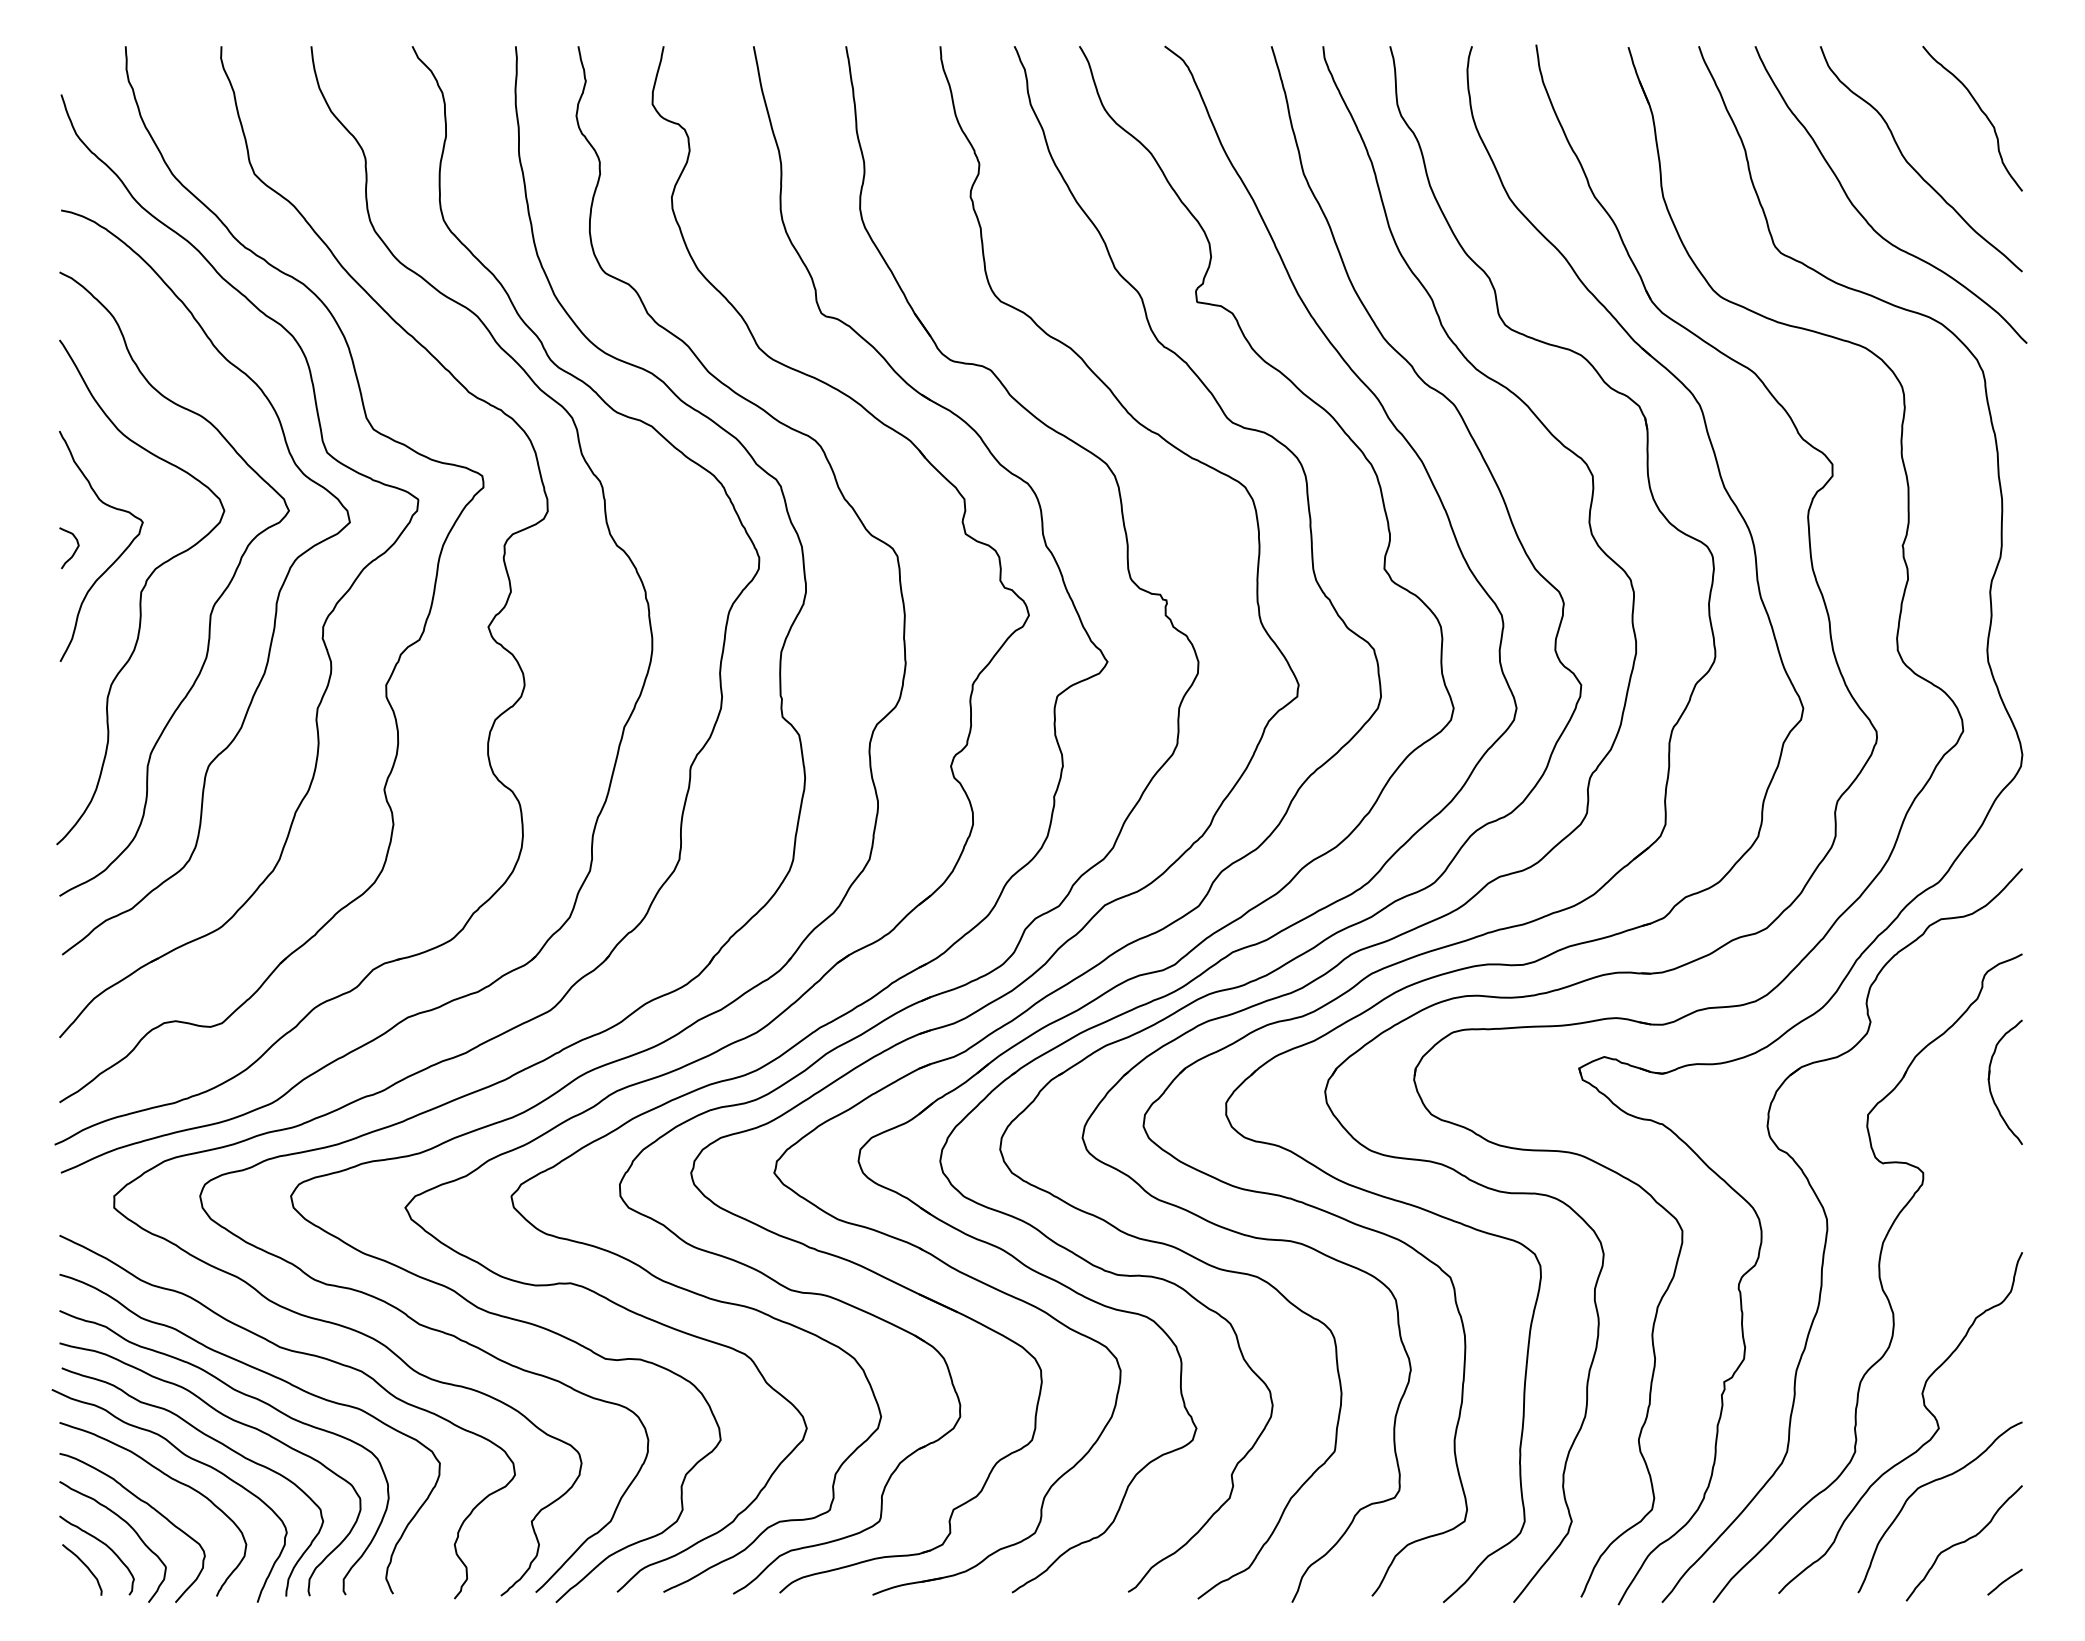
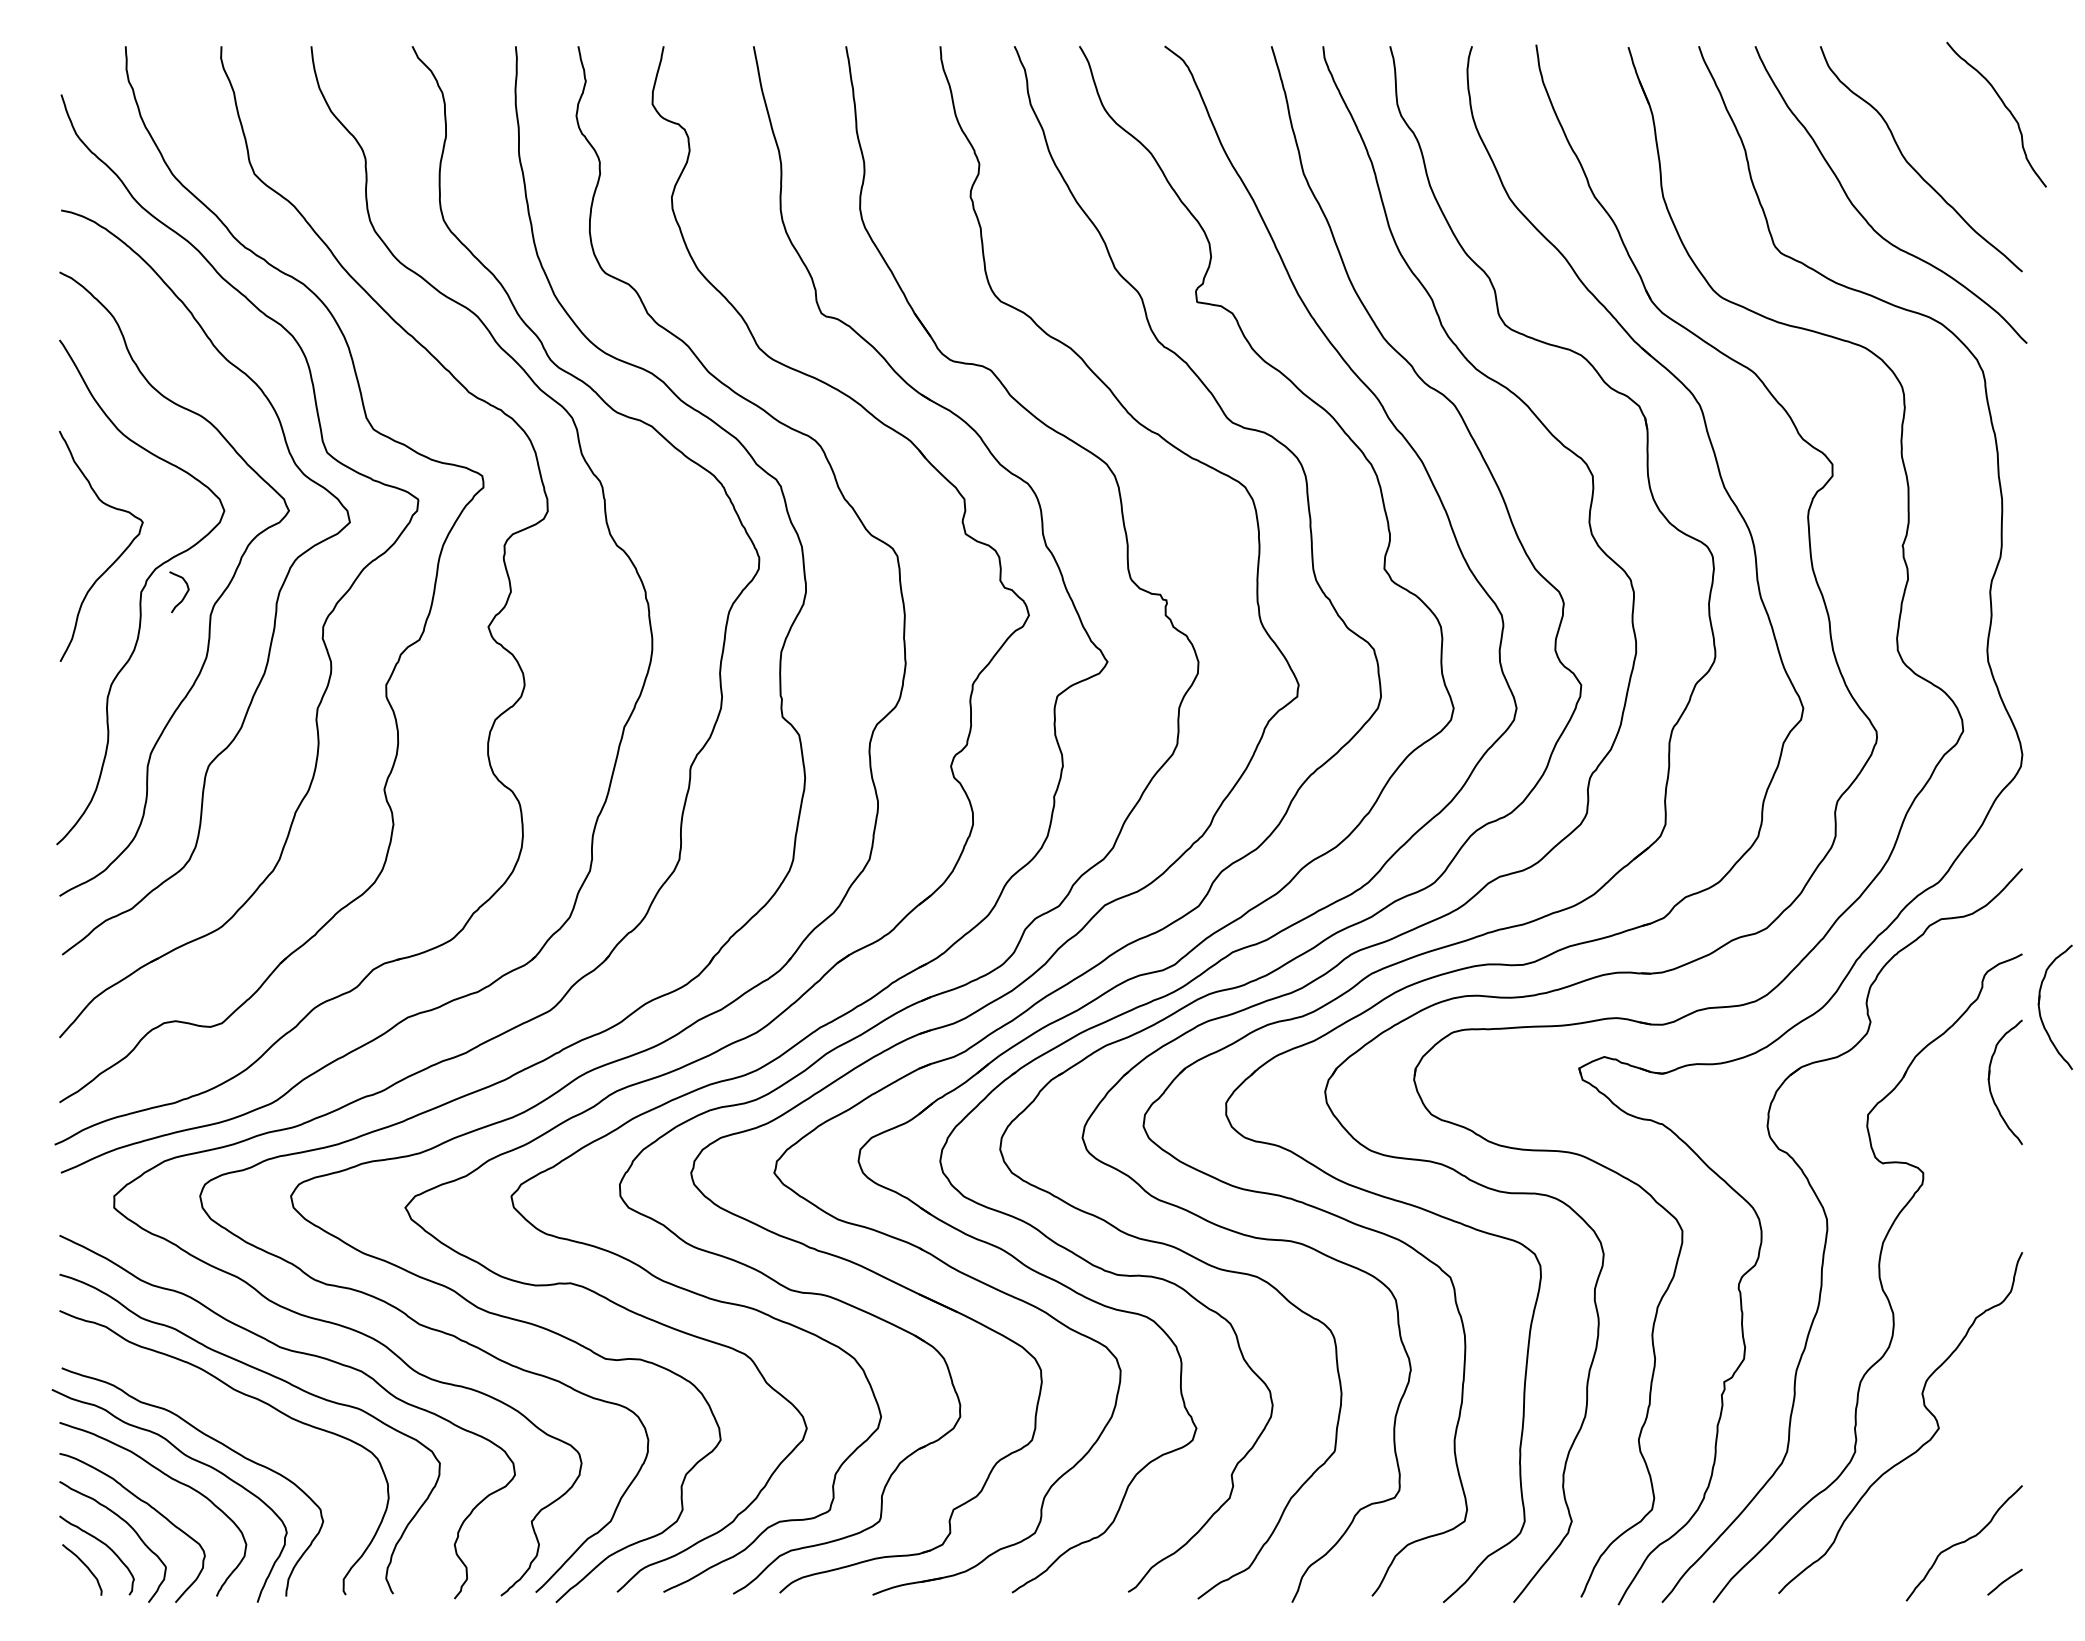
curve position: (1980, 110) -> (2004, 106) (2004, 106)
curve position: (74, 550) -> (184, 594) (184, 594)
part: none -> present (2040, 1008)
curve: present -> none (233, 1421)
curve: present -> none (1928, 1484)
